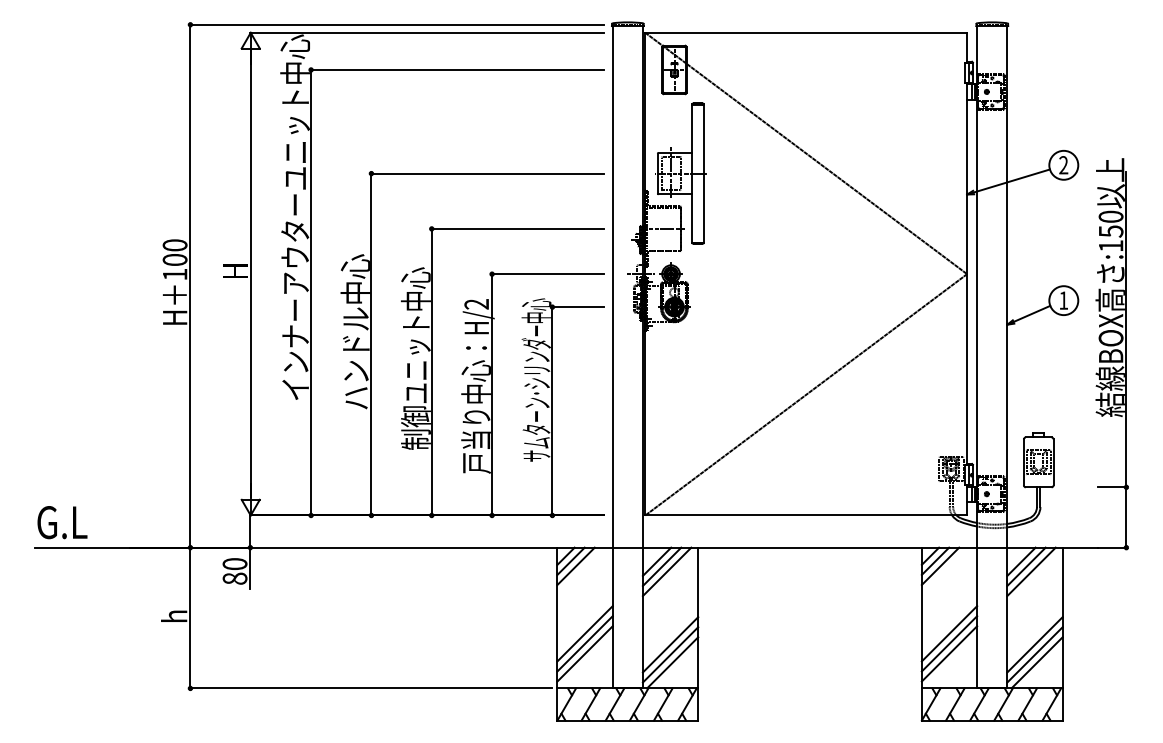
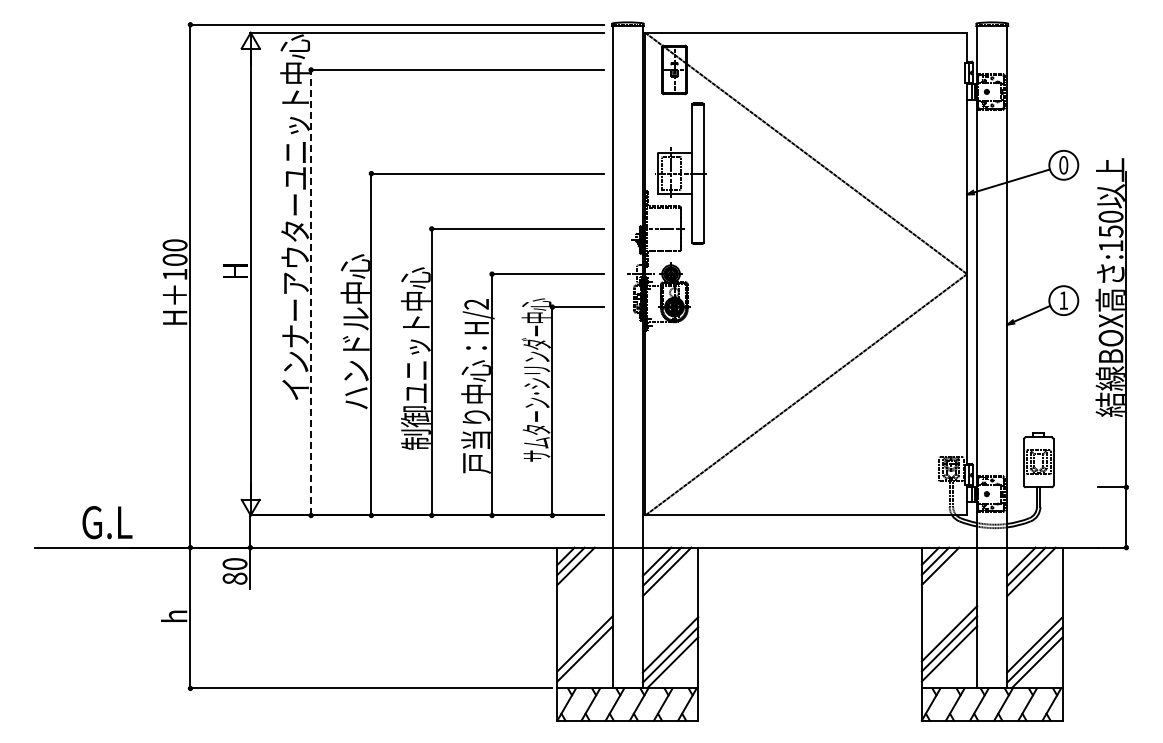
text: 2 -> 0 (1063, 165)
line: solid -> dashed (311, 292)
text position: (62, 522) -> (107, 522) (107, 522)
line: present -> none (584, 633)
